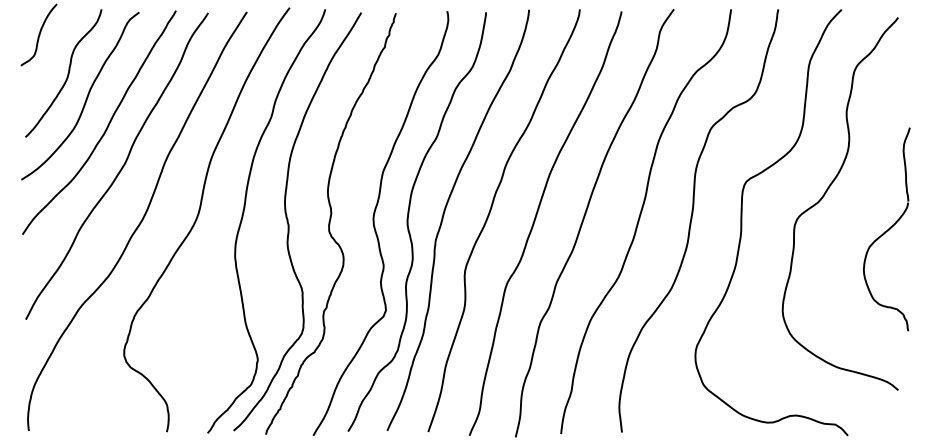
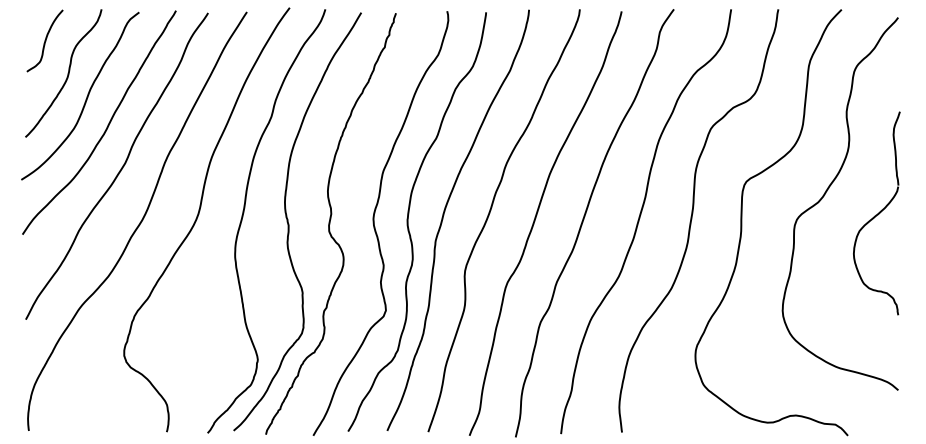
curve position: (38, 34) -> (44, 40) (44, 40)
part position: (886, 229) -> (876, 213) (876, 213)
